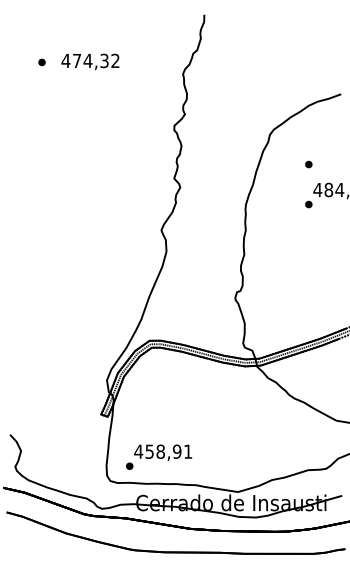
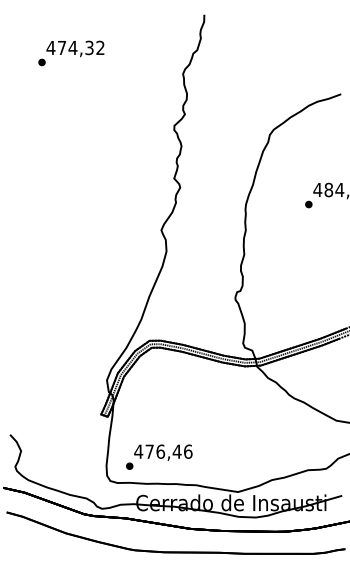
text position: (90, 61) -> (75, 48) (75, 48)
part: present -> none (308, 164)
text: 458,91 -> 476,46 (168, 451)
